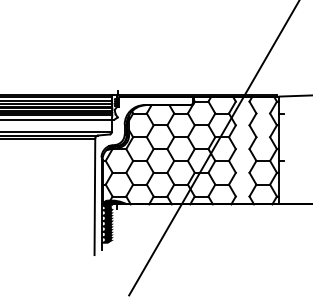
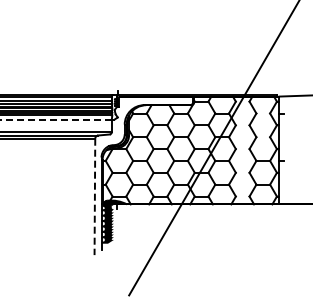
line: solid -> dashed (55, 119)
line: solid -> dashed (94, 197)
